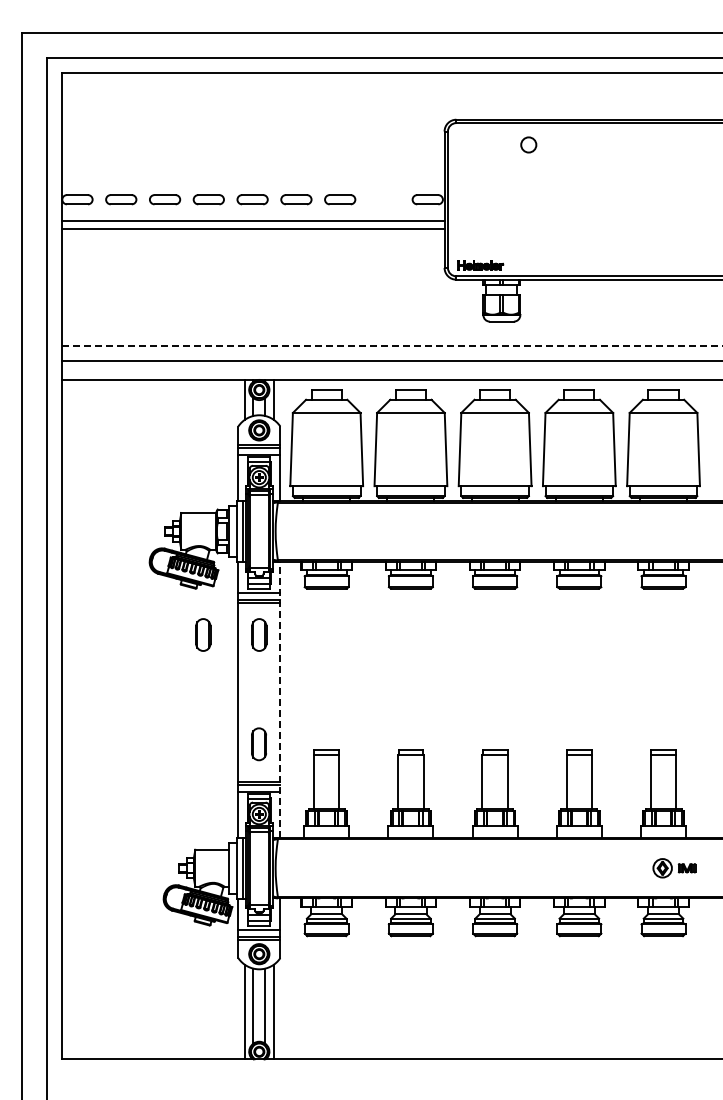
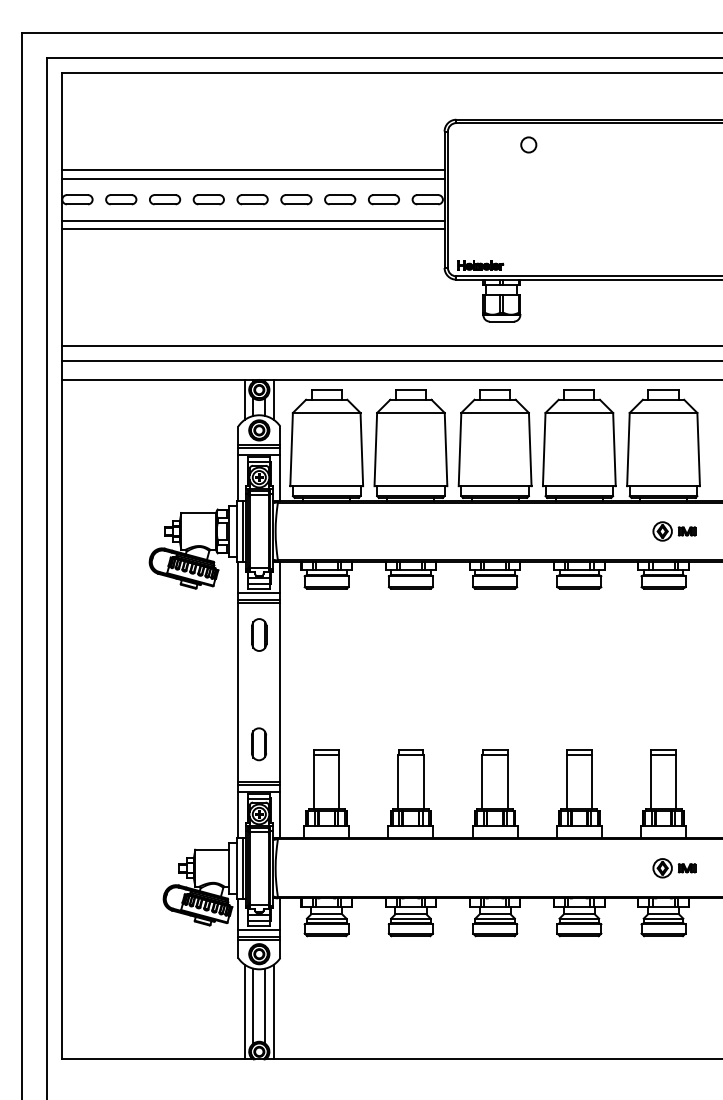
line: none -> present (253, 170)
line: none -> present (253, 178)
part: none -> present (383, 199)
line: dashed -> solid (393, 346)
part: none -> present (674, 531)
part: present -> none (203, 634)
line: dashed -> solid (280, 699)
